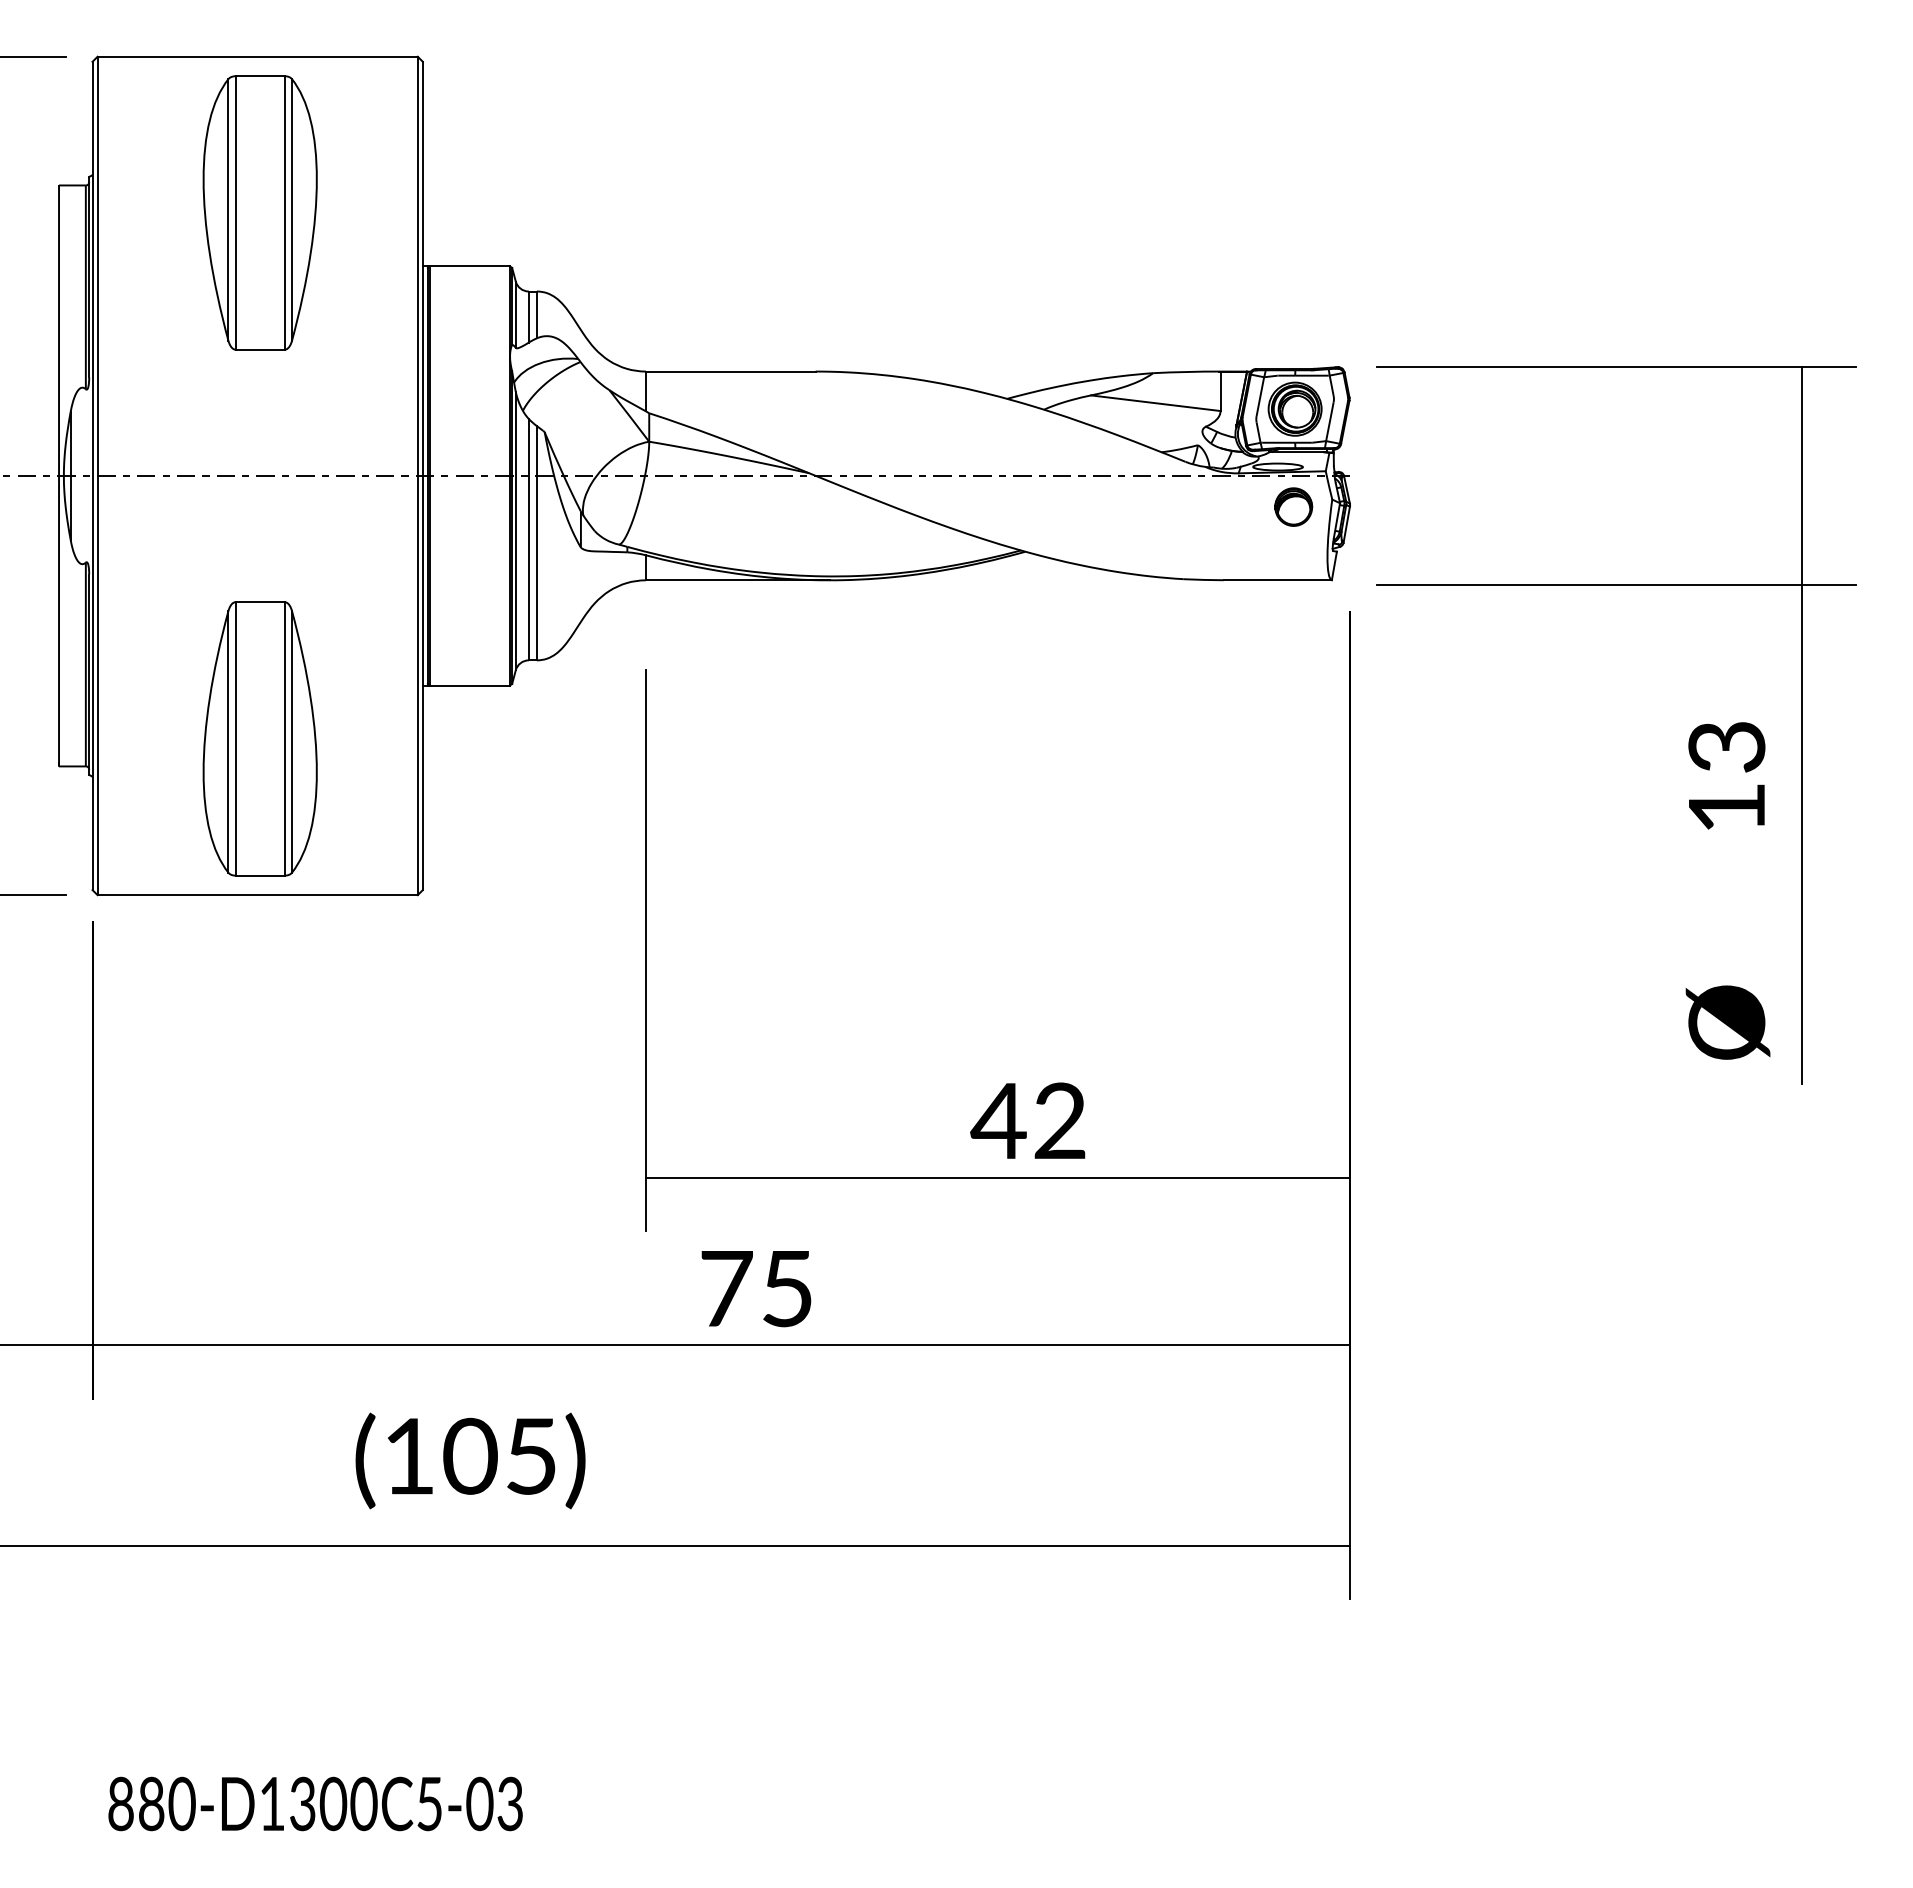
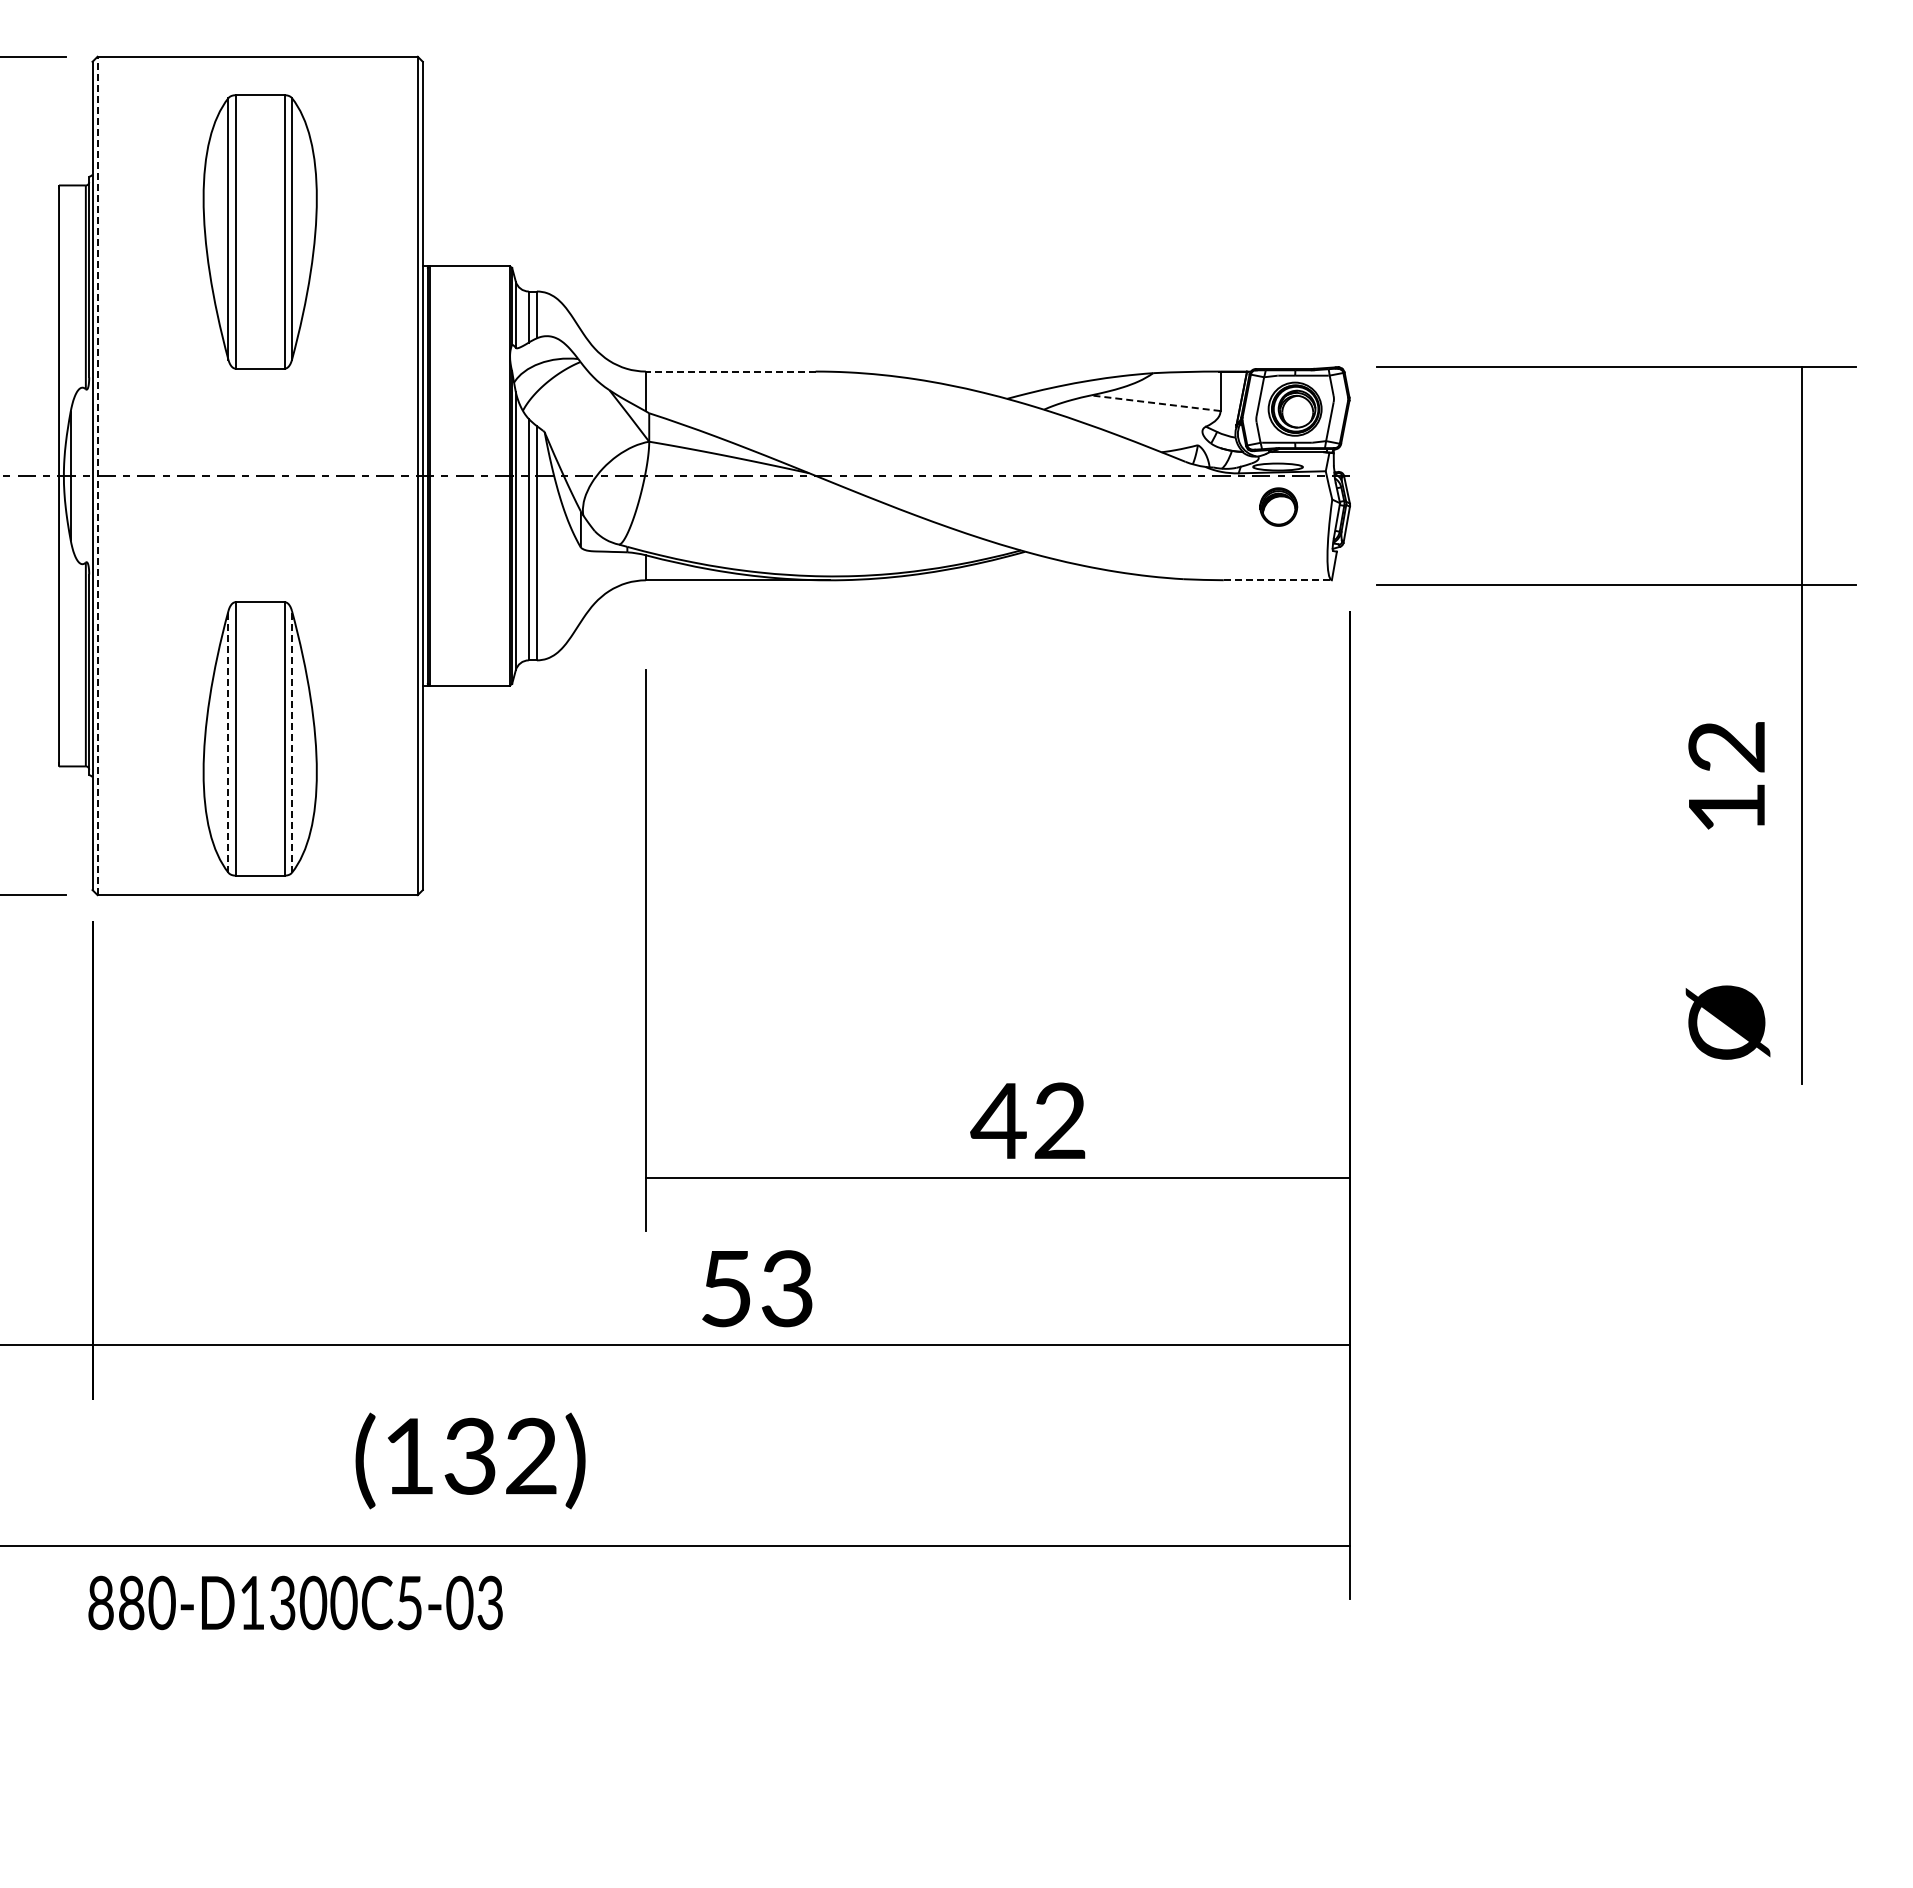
part position: (259, 212) -> (259, 231) (259, 231)
line: solid -> dashed (730, 371)
line: solid -> dashed (1155, 403)
line: solid -> dashed (97, 475)
part position: (1293, 506) -> (1278, 506) (1278, 506)
line: solid -> dashed (1278, 580)
line: solid -> dashed (228, 741)
line: solid -> dashed (291, 741)
text: 13 -> 12 (1727, 747)
text: 75 -> 53 (756, 1288)
text: (105) -> (132) (499, 1455)
text position: (315, 1803) -> (295, 1602) (295, 1602)
